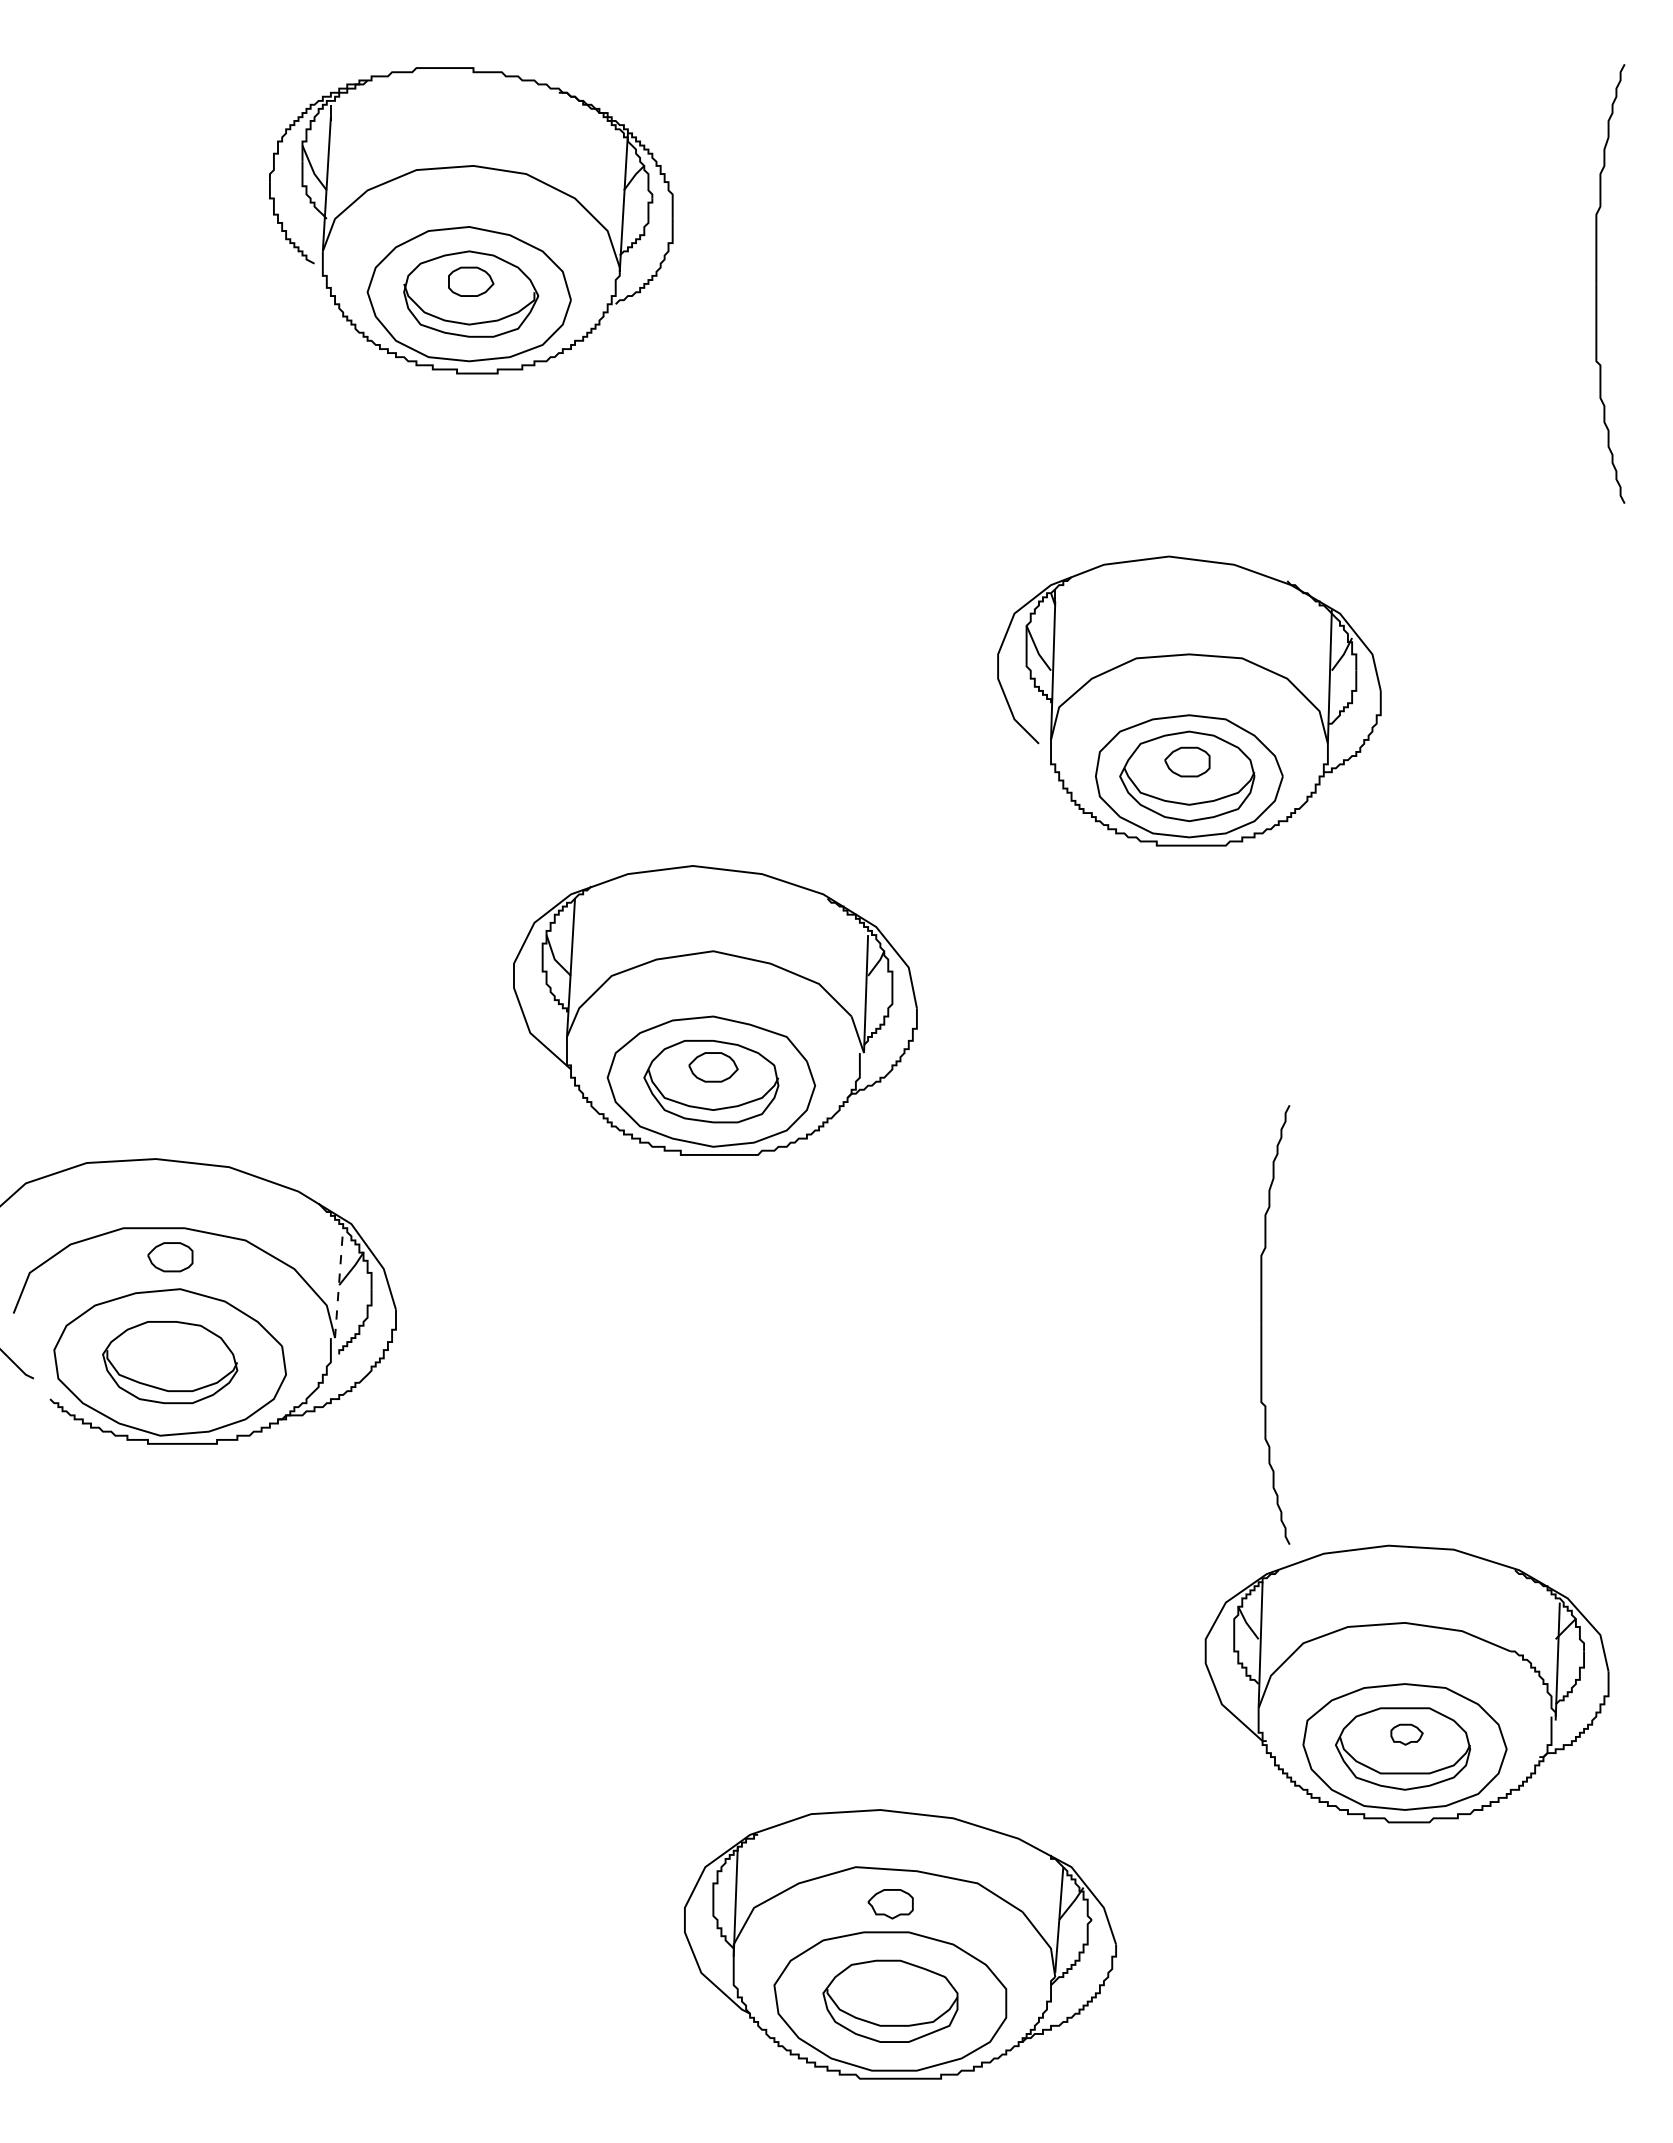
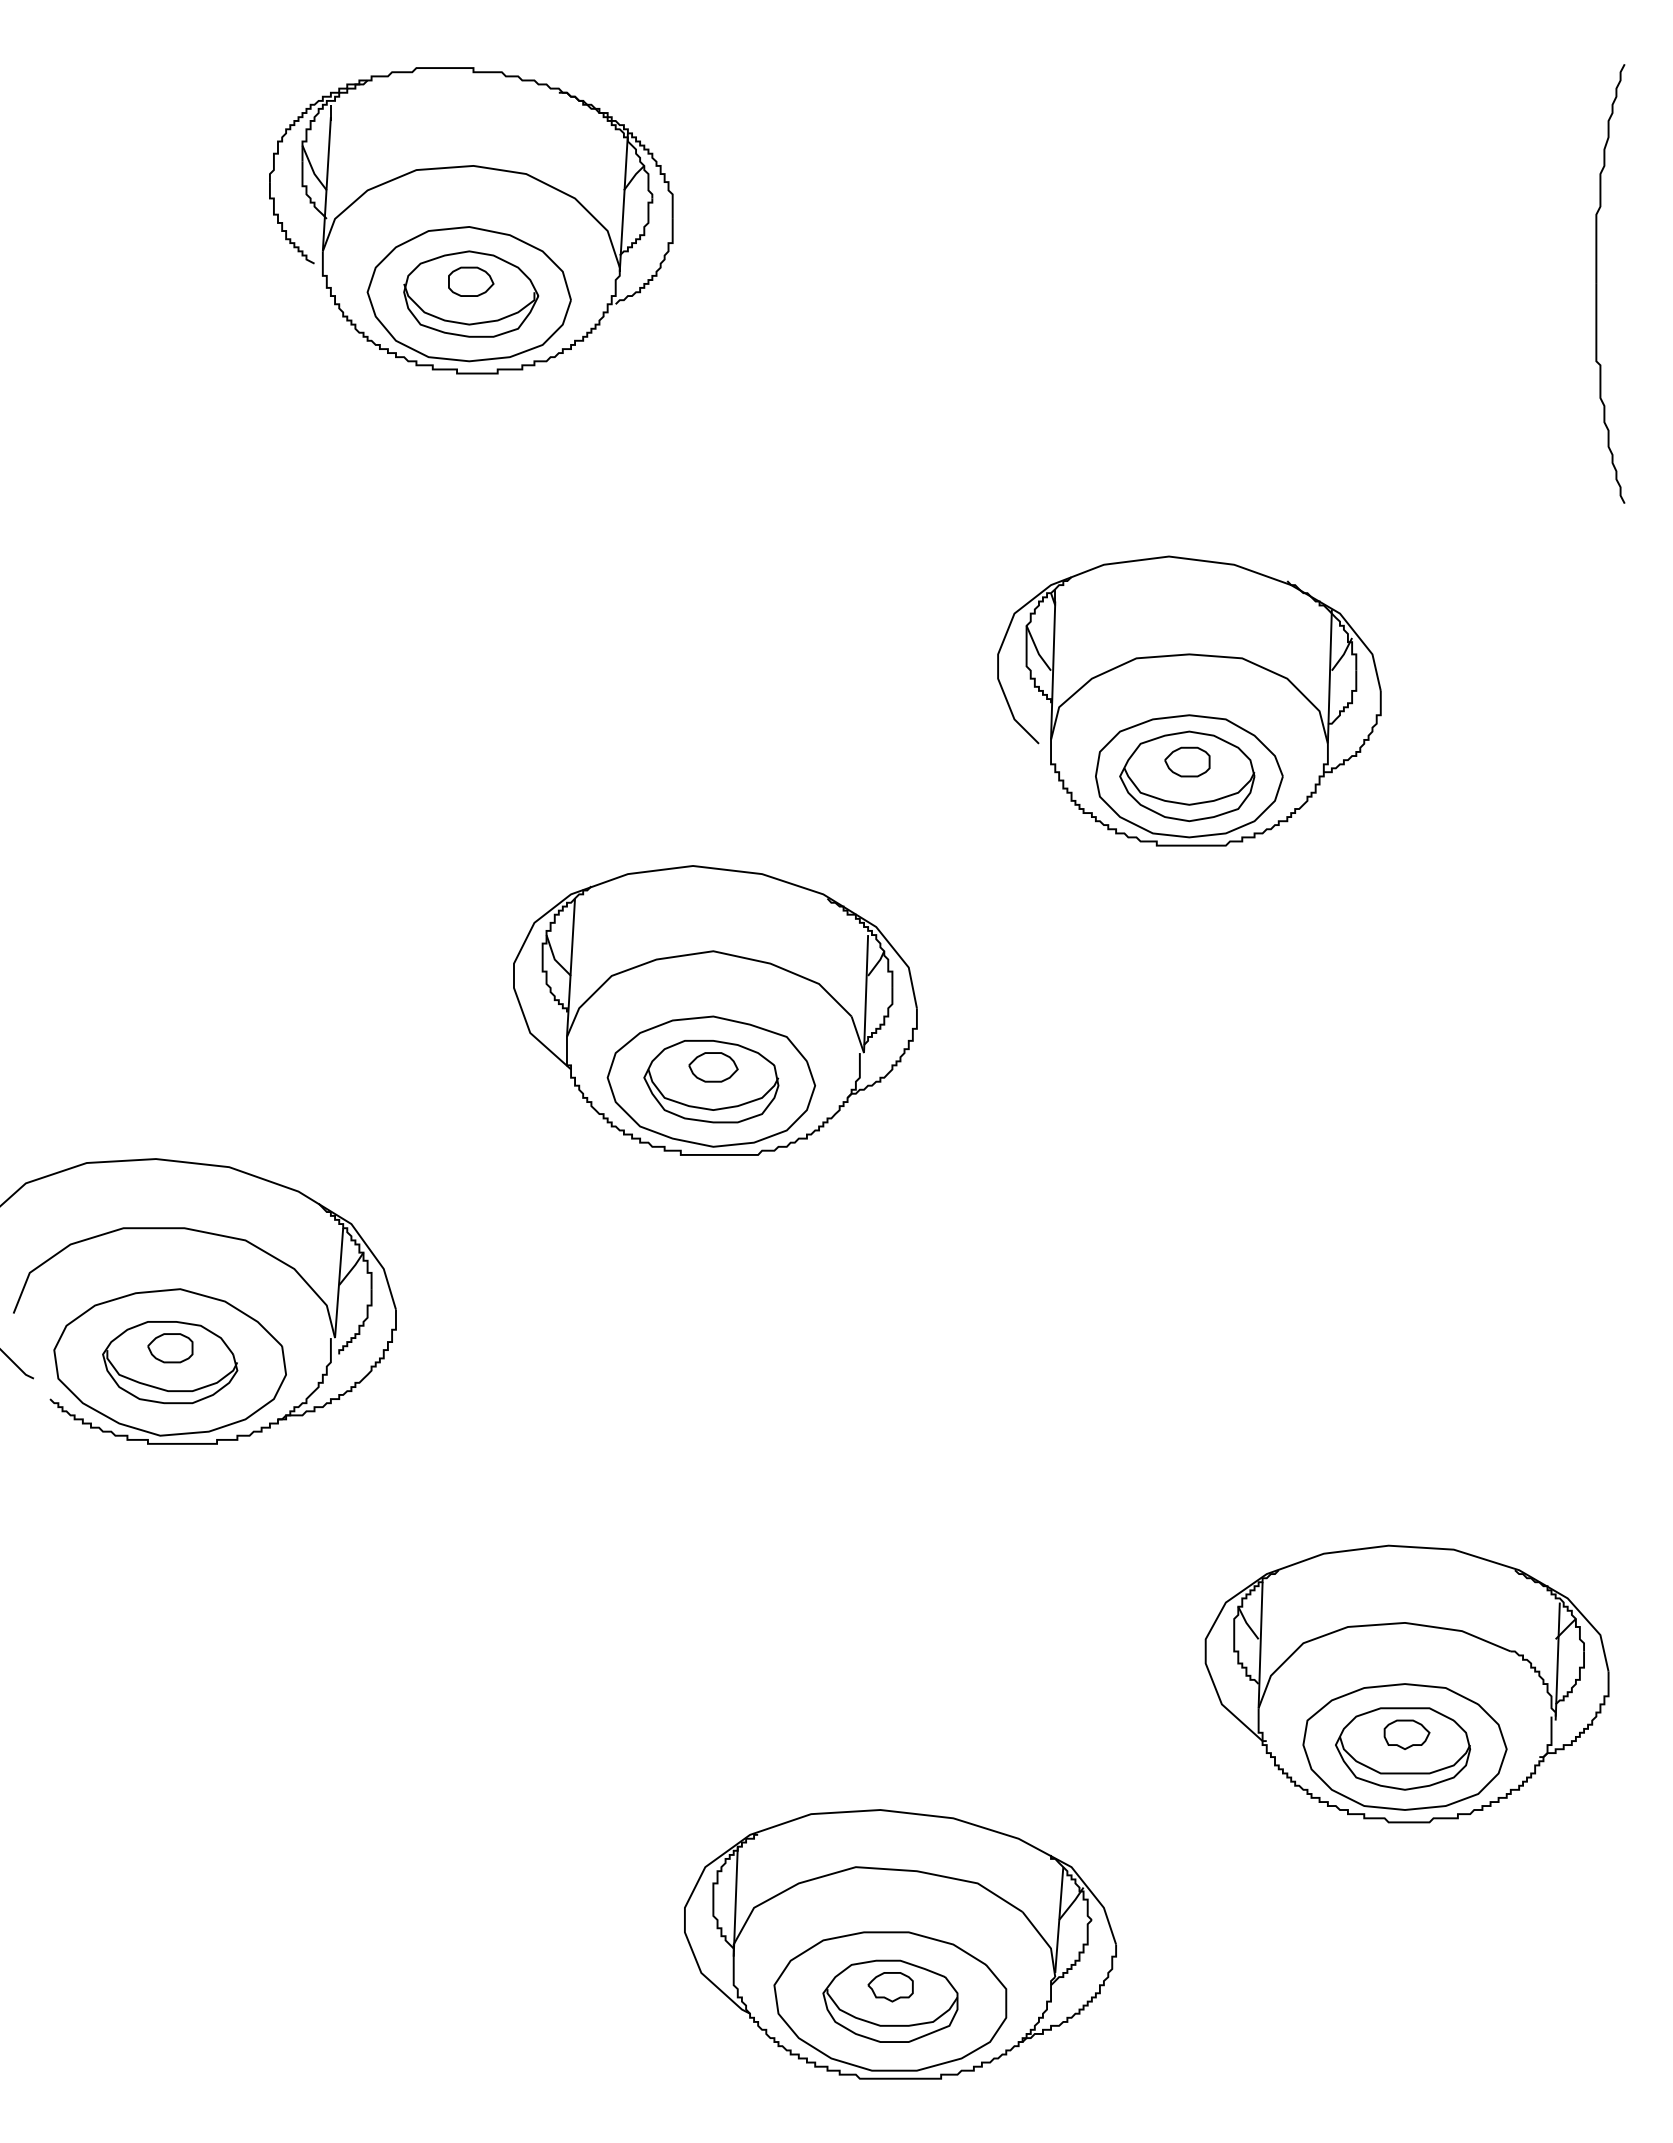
part position: (170, 1257) -> (170, 1348) (170, 1348)
line: dashed -> solid (339, 1282)
part: present -> none (1262, 1324)
part size: 34x23 px -> 48x31 px (1406, 1734)
part position: (890, 1904) -> (890, 1987) (890, 1987)
